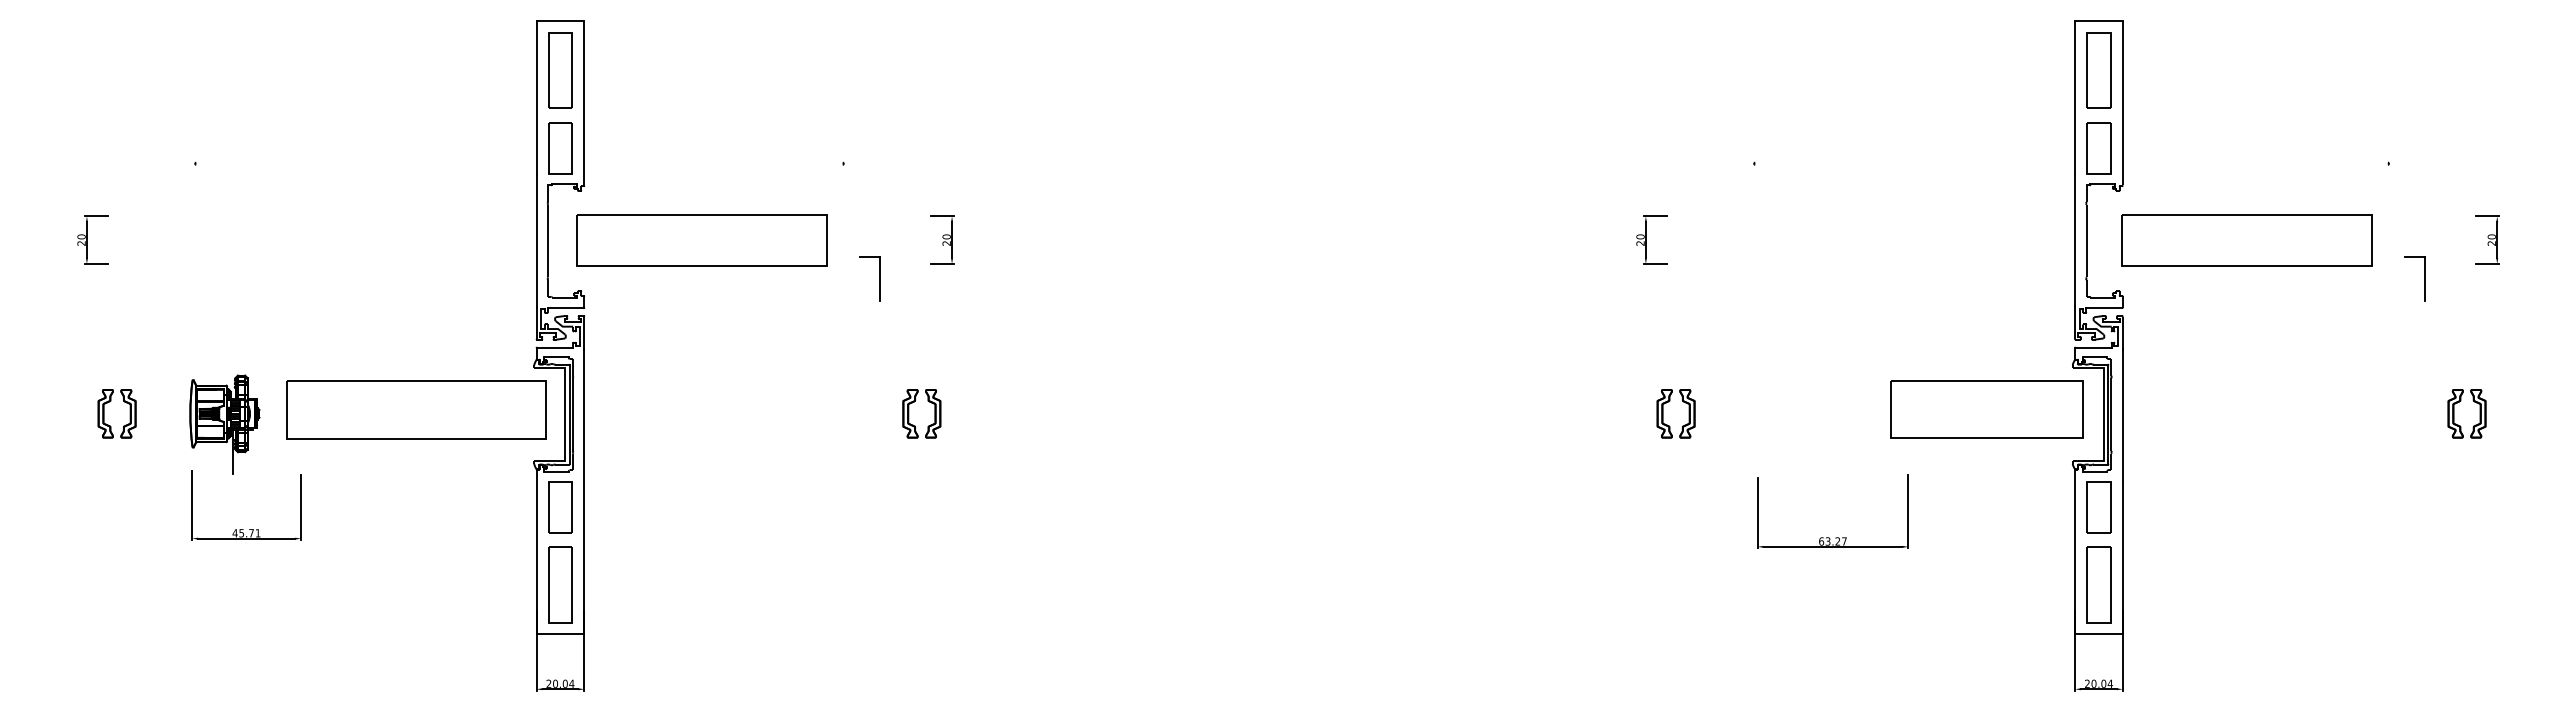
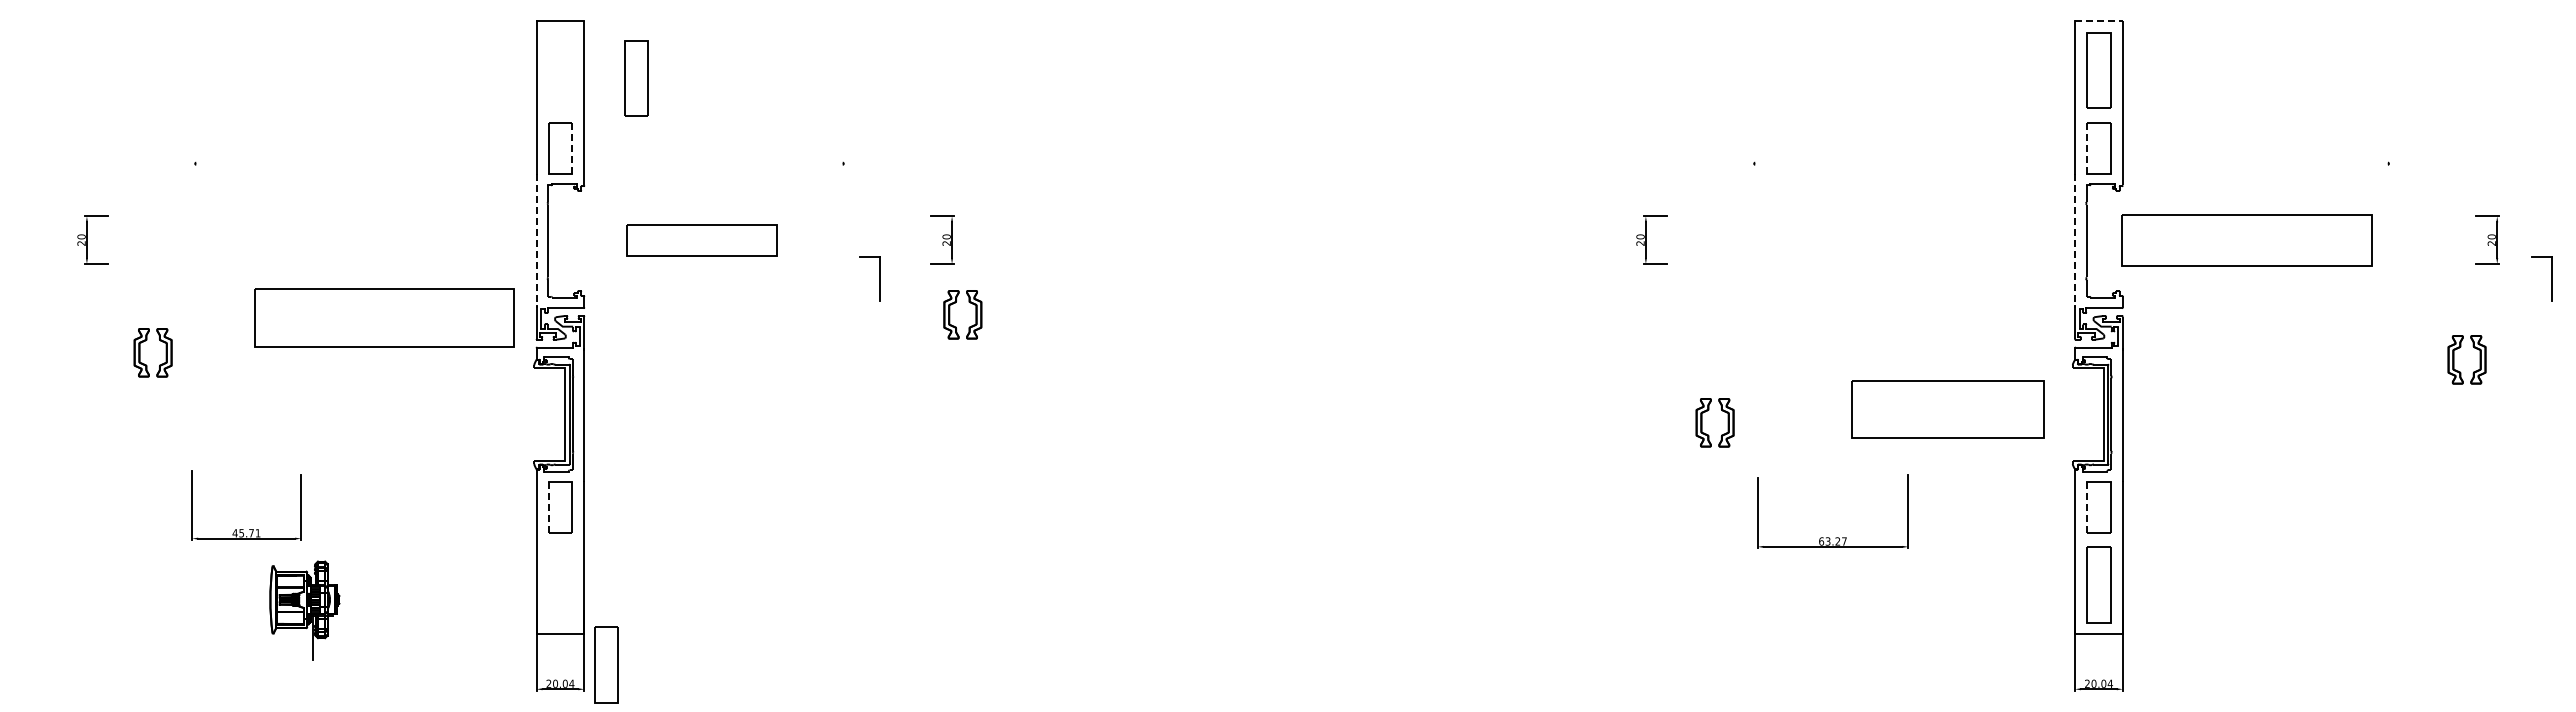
line: solid -> dashed (2098, 21)
part position: (560, 70) -> (636, 78) (636, 78)
line: solid -> dashed (572, 148)
line: solid -> dashed (2086, 148)
part size: 252x53 px -> 152x33 px (701, 240)
line: solid -> dashed (536, 241)
line: solid -> dashed (2075, 241)
part position: (2424, 278) -> (2551, 278) (2551, 278)
part position: (416, 409) -> (384, 317) (384, 317)
part position: (1986, 409) -> (1947, 409) (1947, 409)
part position: (104, 413) -> (140, 352) (140, 352)
part position: (909, 413) -> (950, 314) (950, 314)
part position: (1663, 413) -> (1702, 422) (1702, 422)
part position: (2454, 413) -> (2454, 359) (2454, 359)
part position: (224, 424) -> (304, 610) (304, 610)
line: solid -> dashed (548, 507)
line: solid -> dashed (2086, 507)
part position: (560, 584) -> (606, 664) (606, 664)
